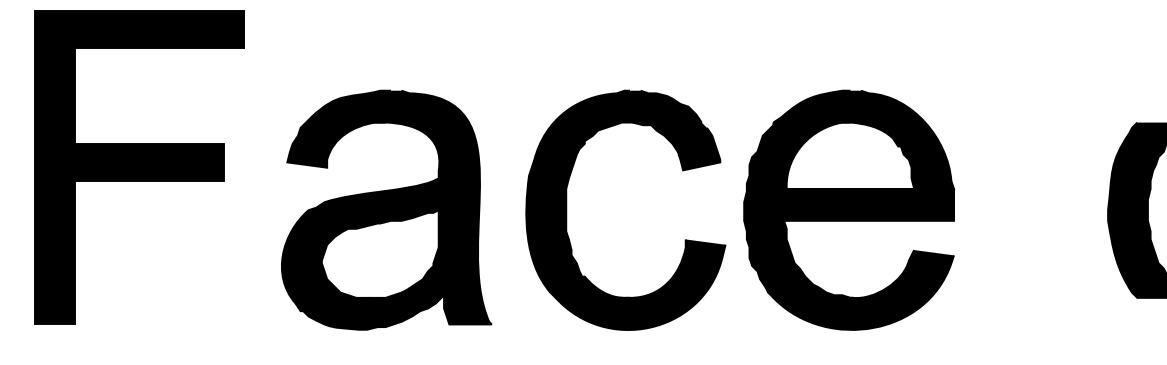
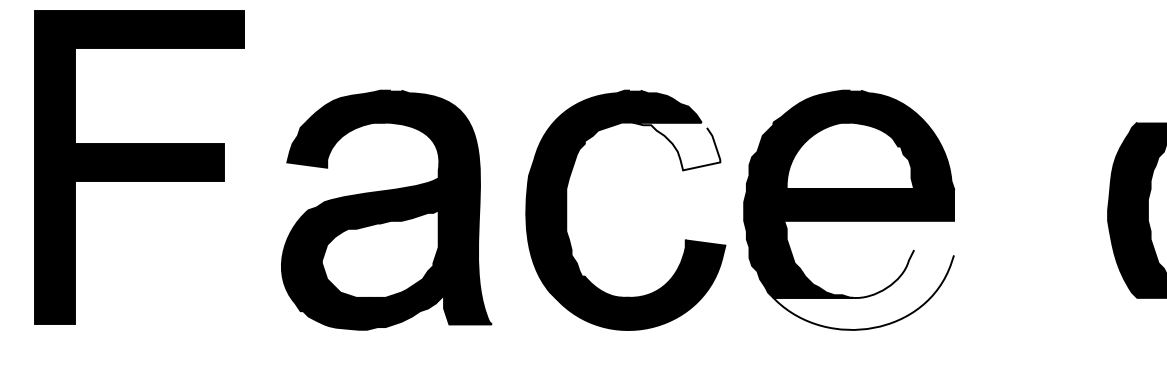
fill: present -> none (676, 146)
fill: present -> none (863, 289)
